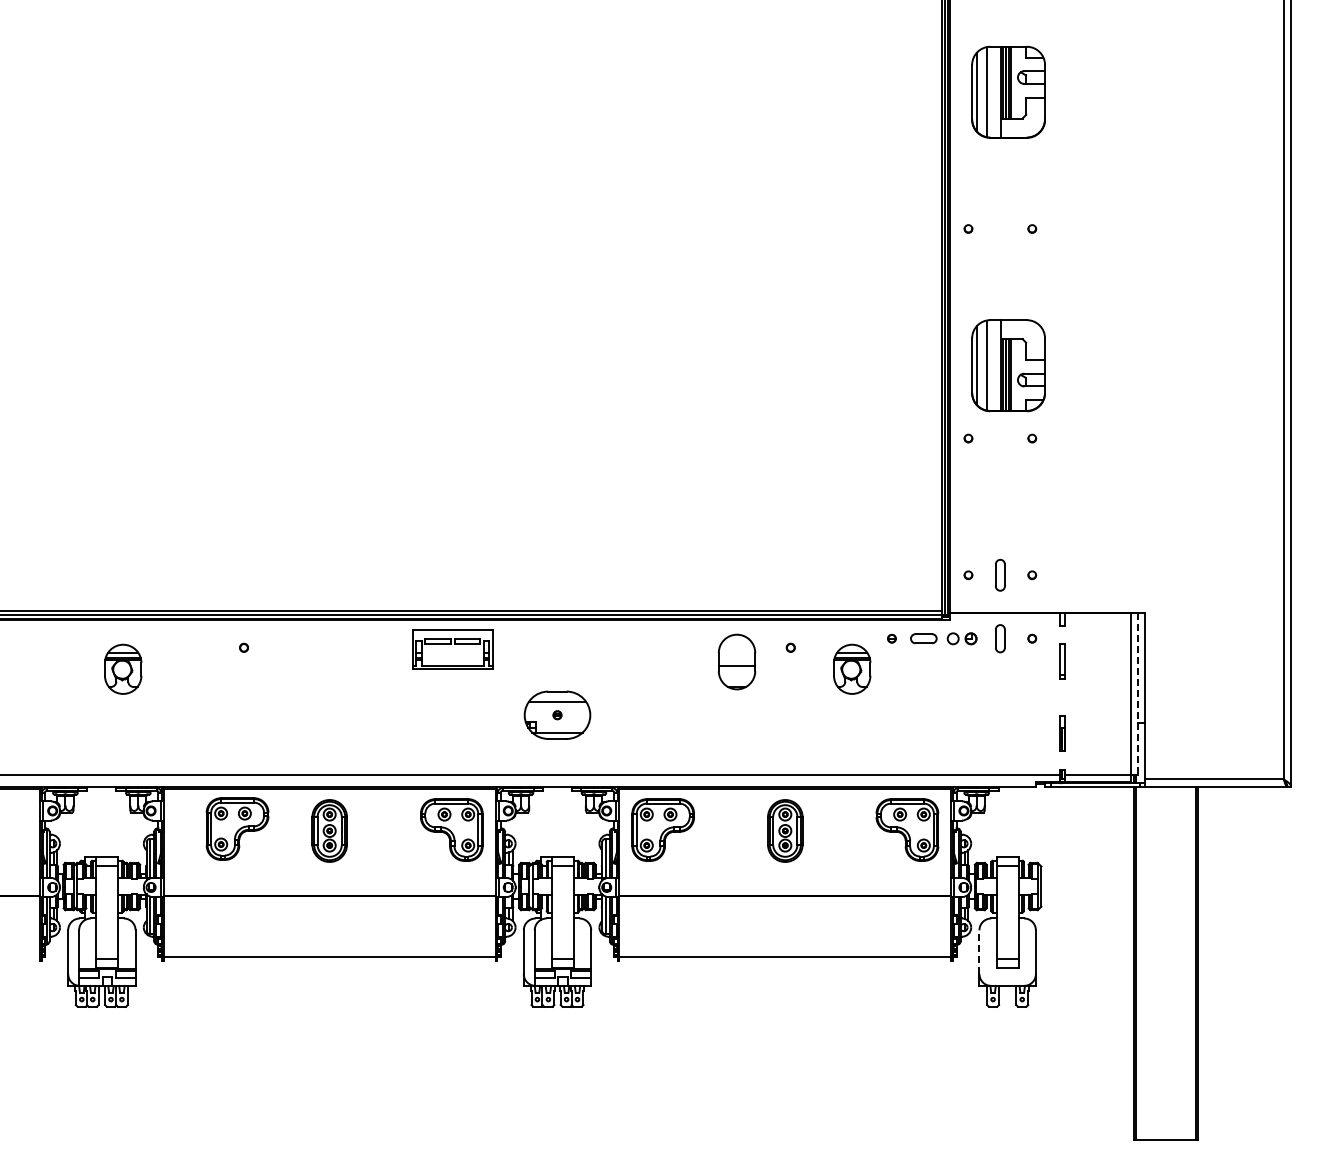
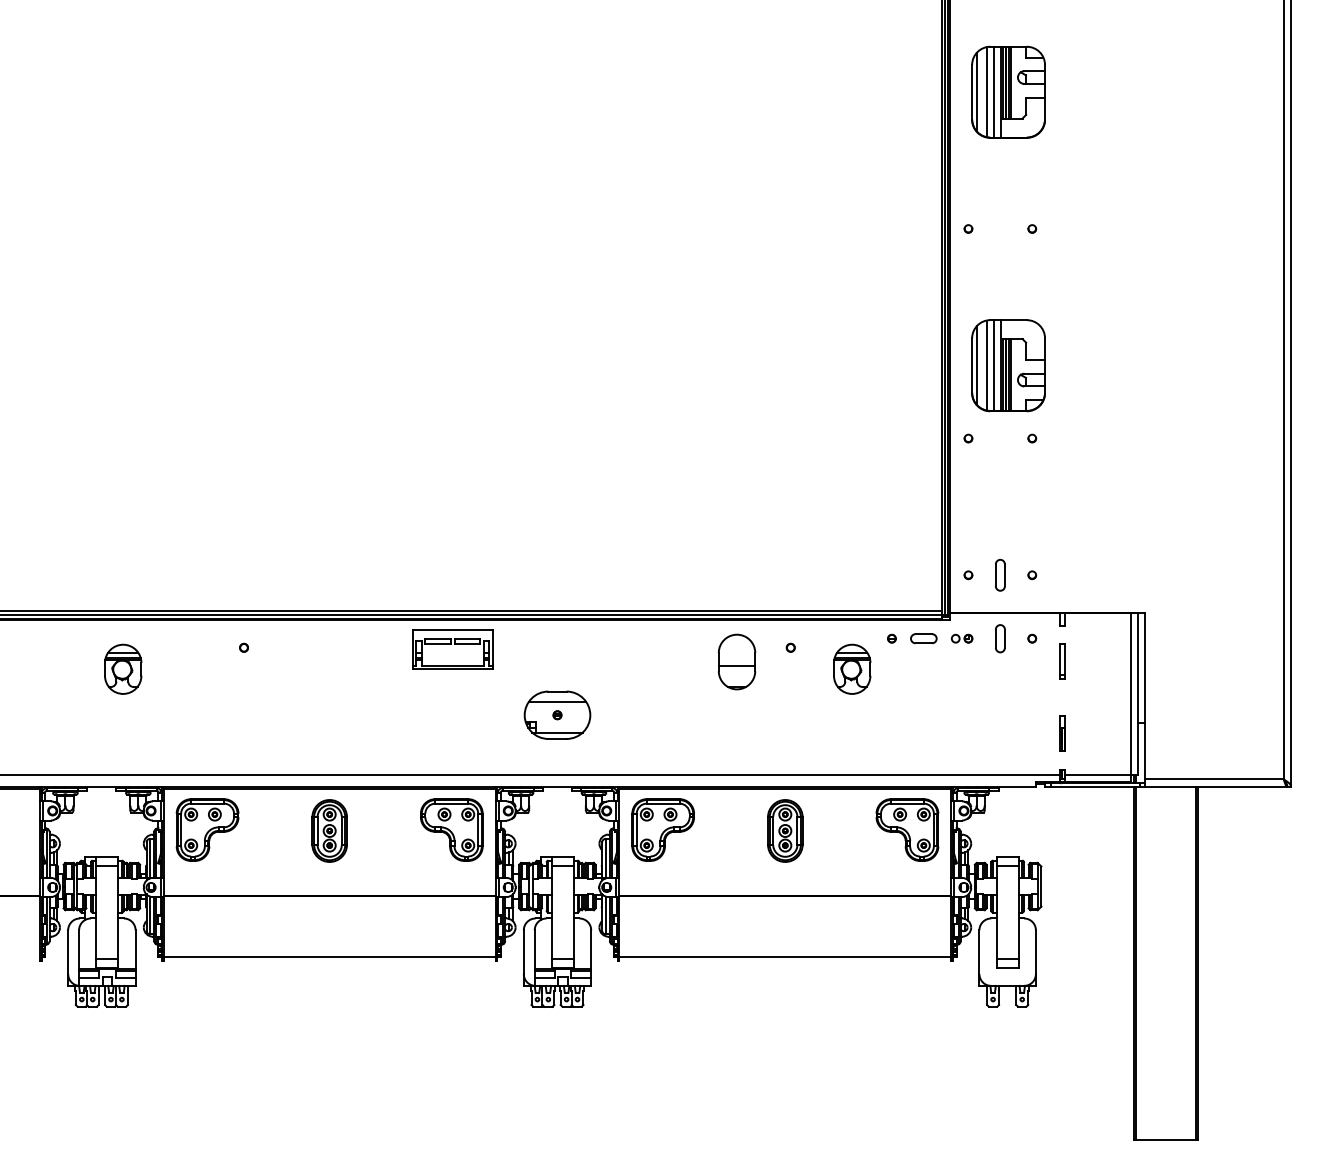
line: none -> present (994, 91)
line: none -> present (994, 365)
part size: 32x14 px -> 24x11 px (961, 638)
line: dashed -> solid (1137, 694)
part position: (237, 828) -> (207, 829) (207, 829)
line: dashed -> solid (979, 952)
